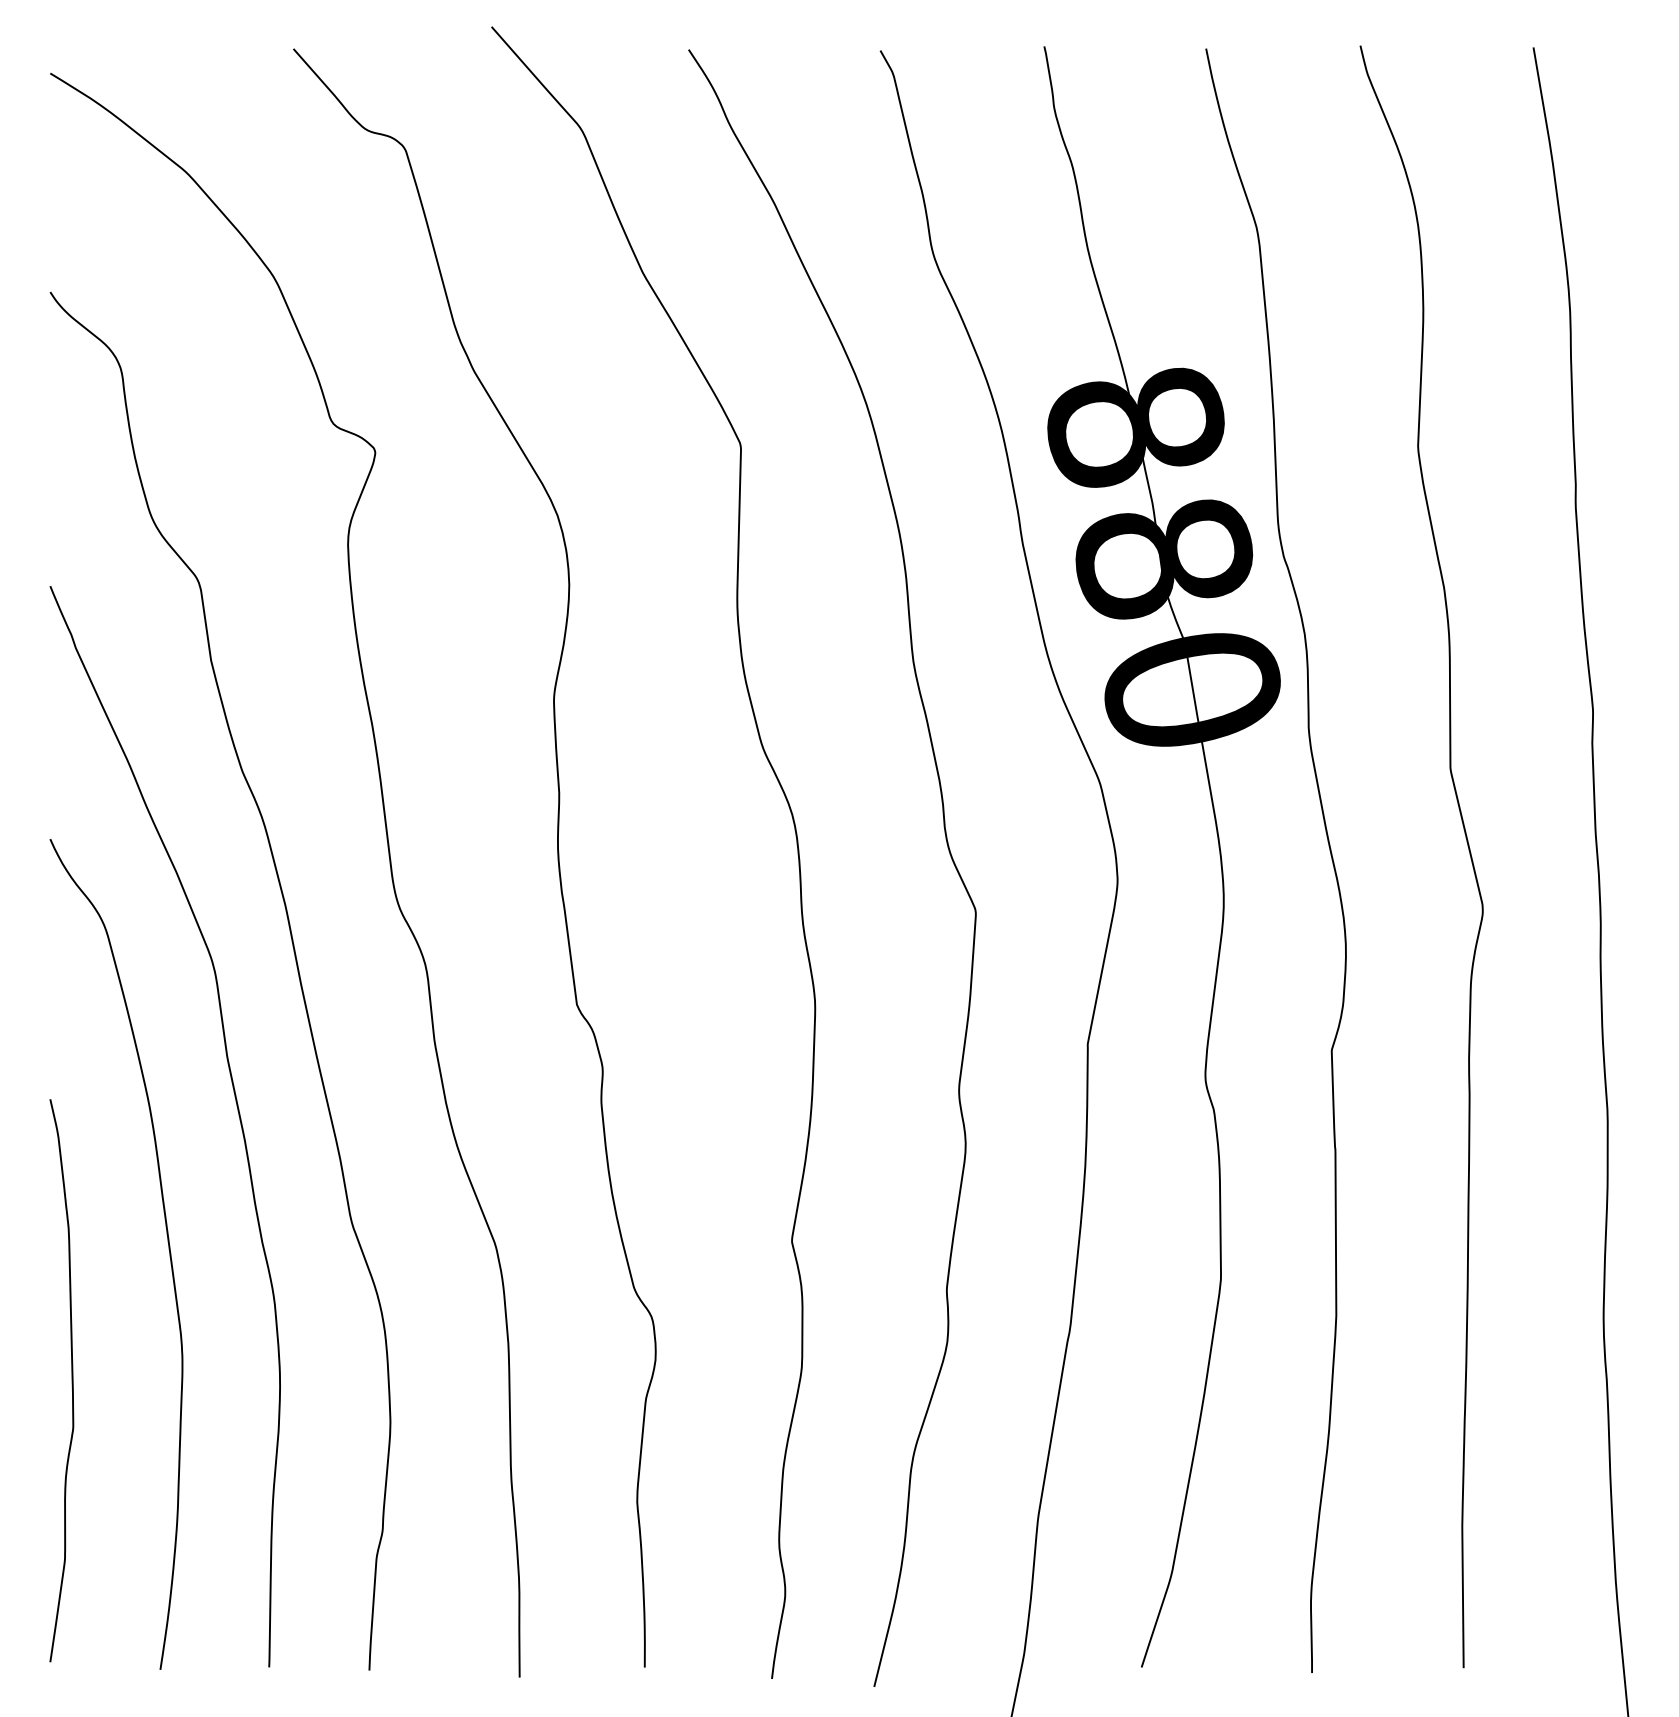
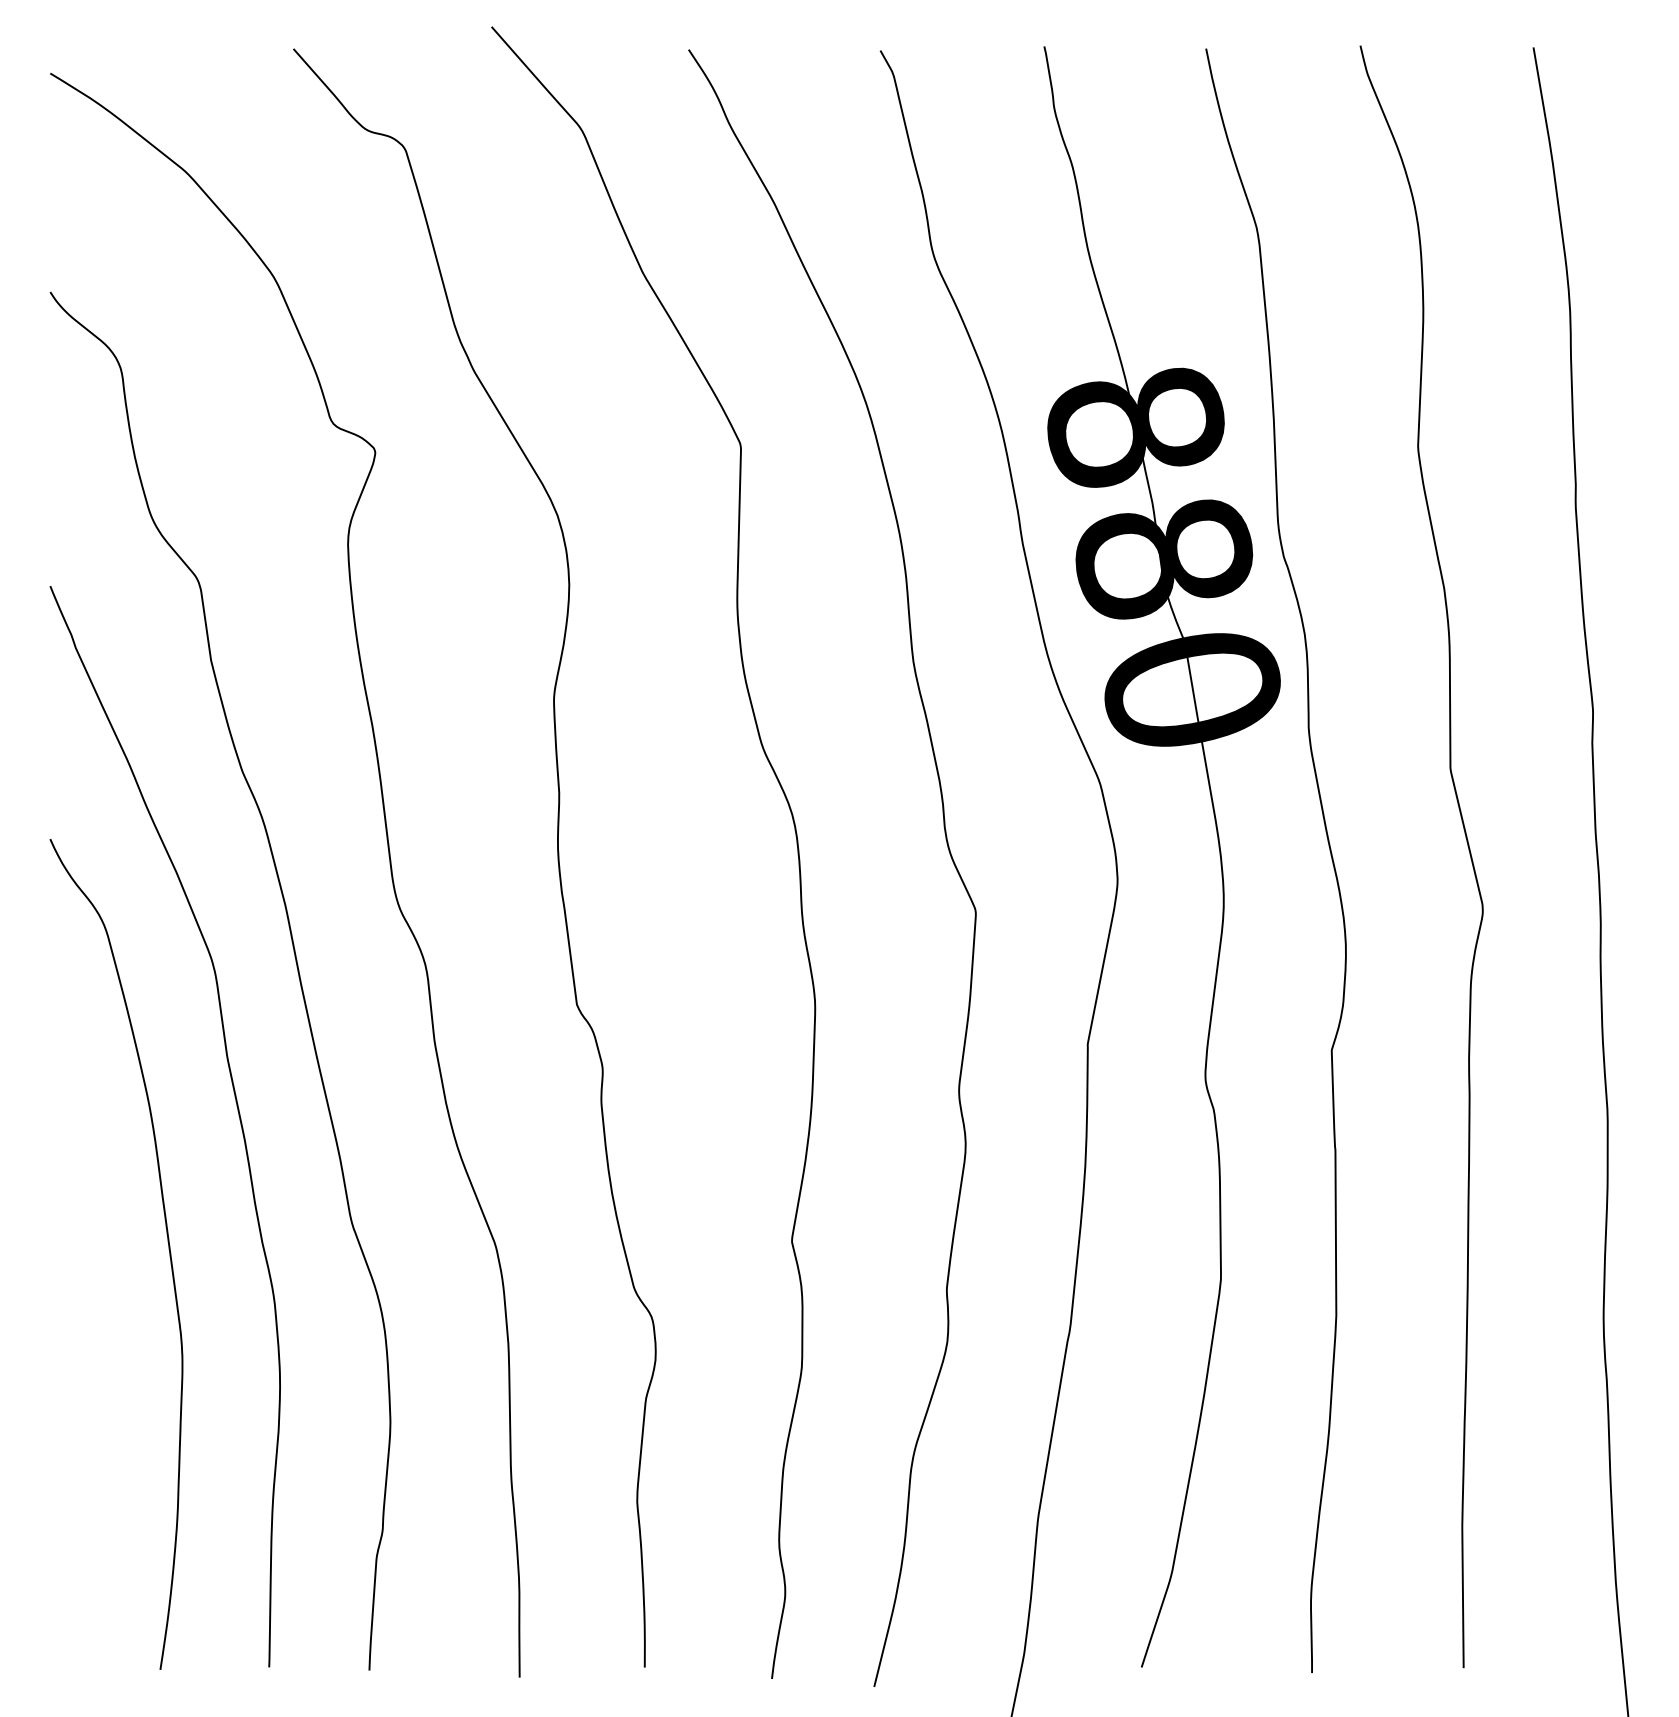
curve: present -> none (71, 1380)
